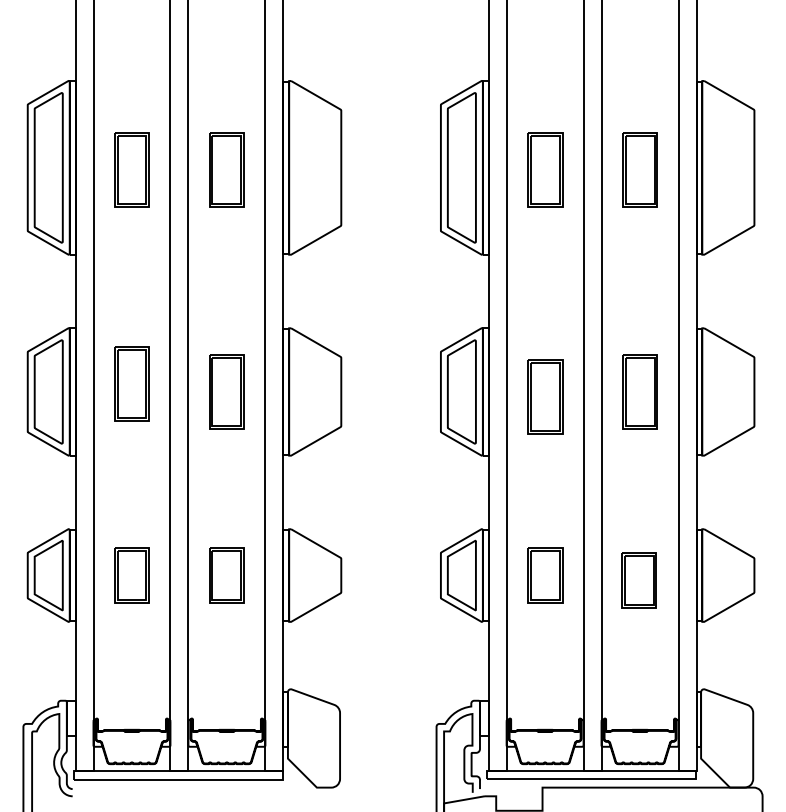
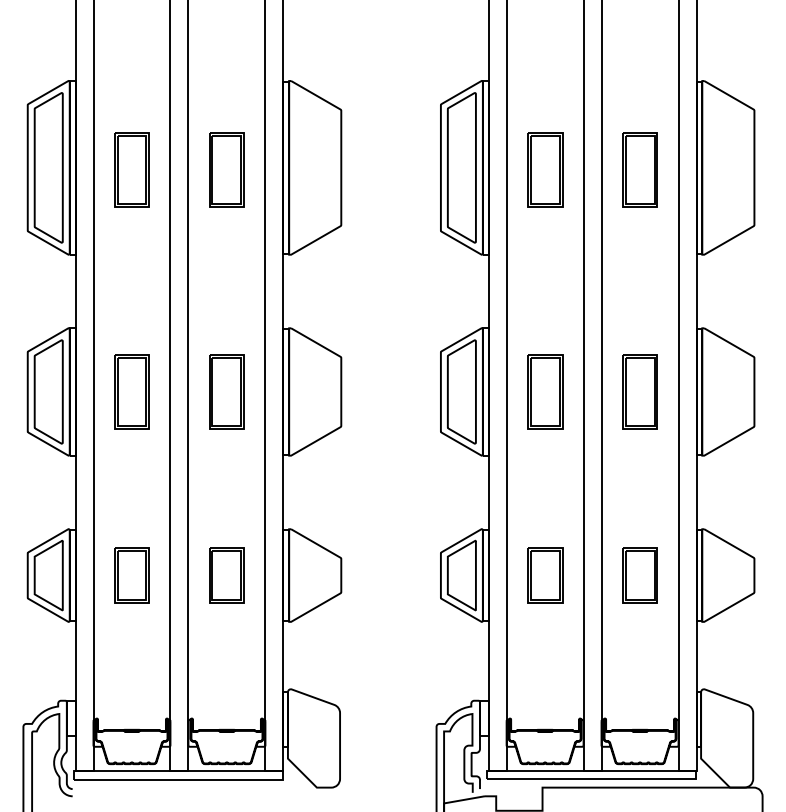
part position: (131, 383) -> (131, 391) (131, 391)
part position: (545, 396) -> (545, 391) (545, 391)
part position: (638, 580) -> (639, 575) (639, 575)
